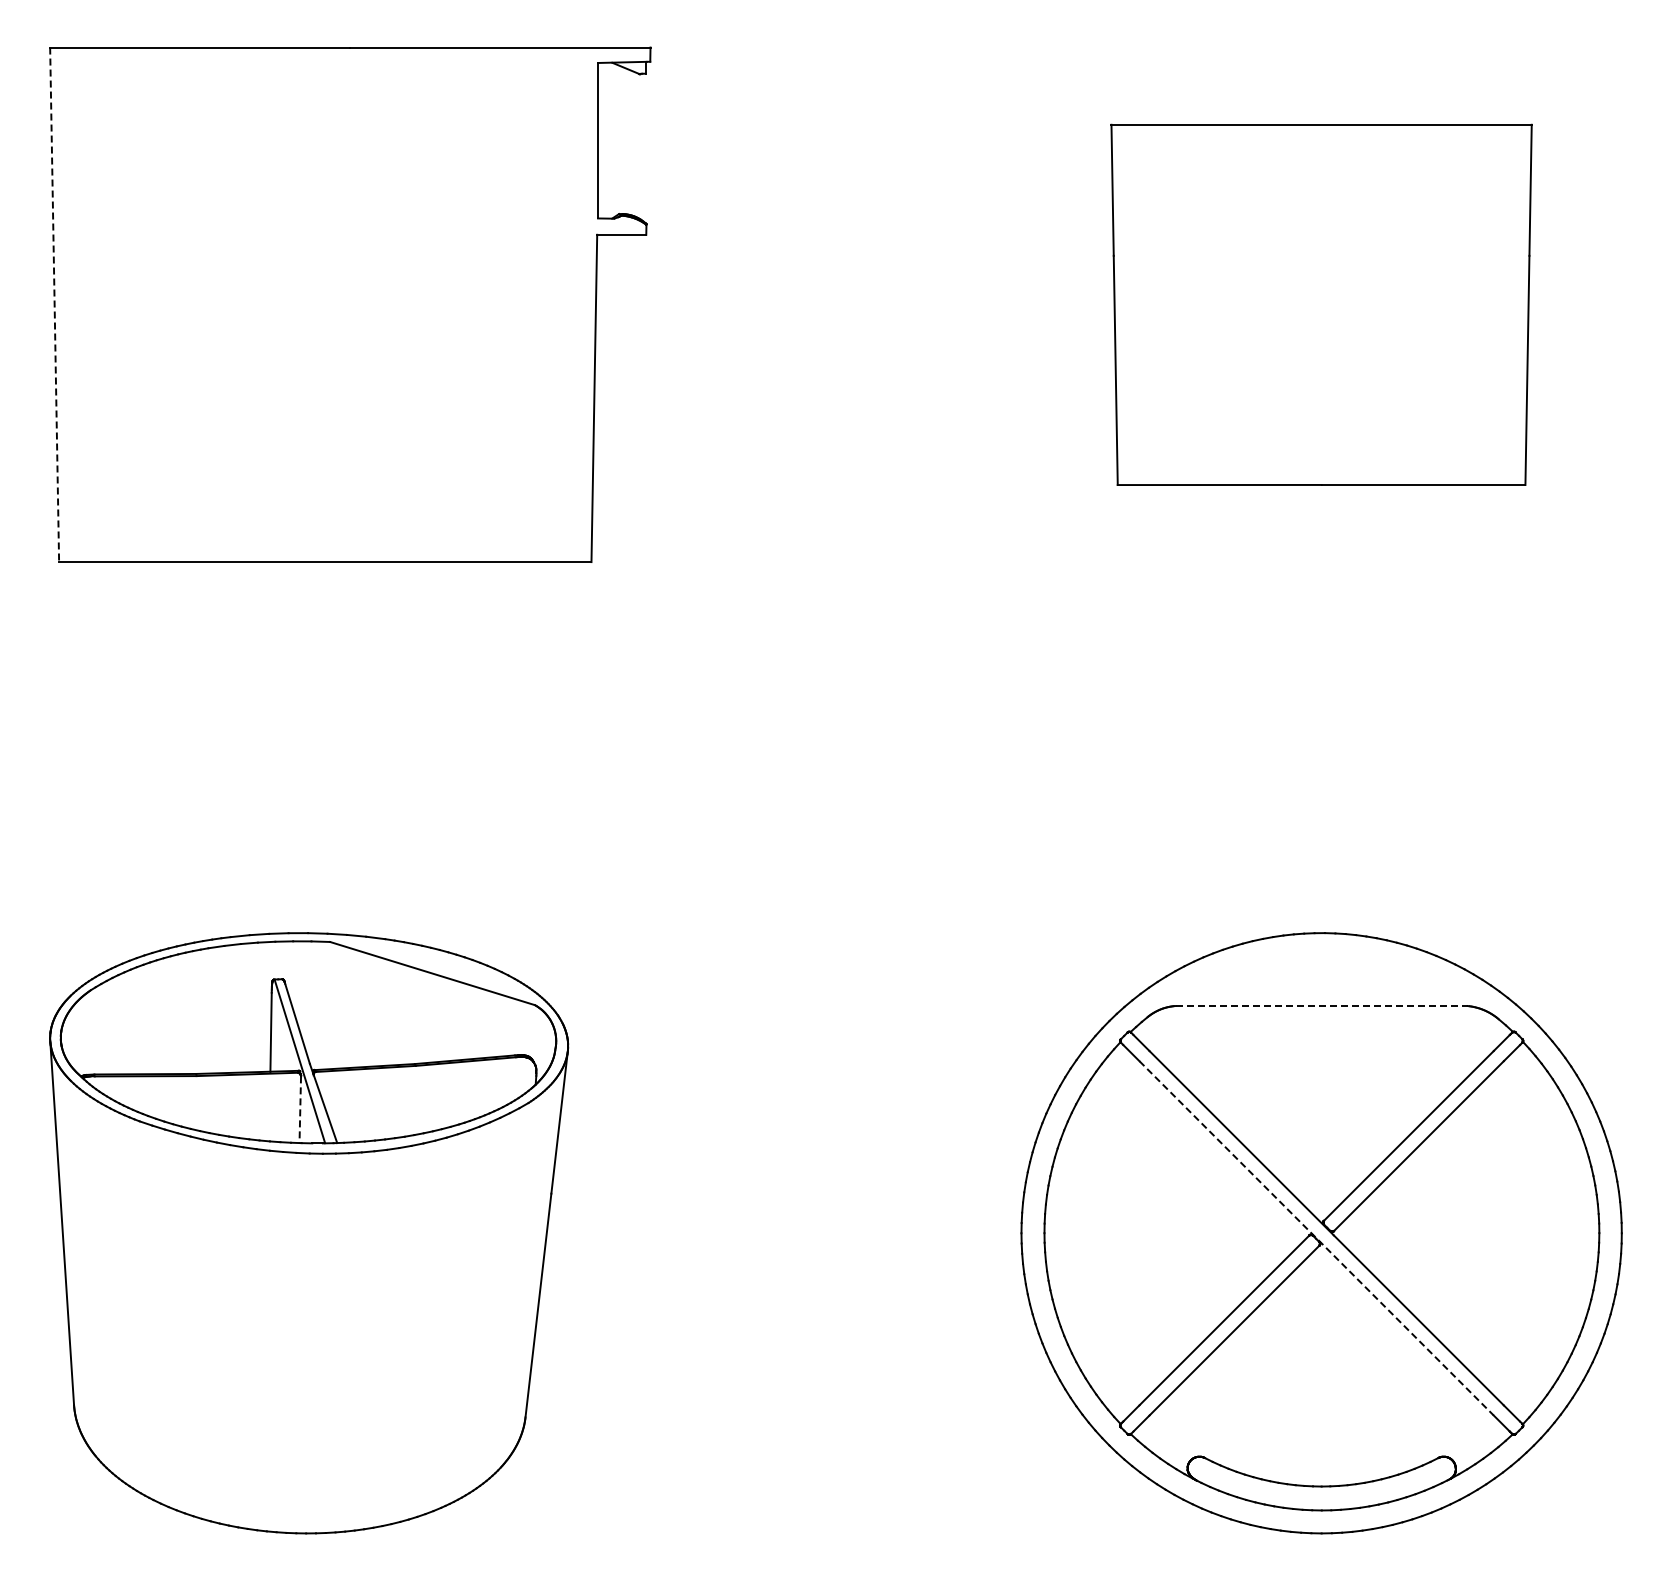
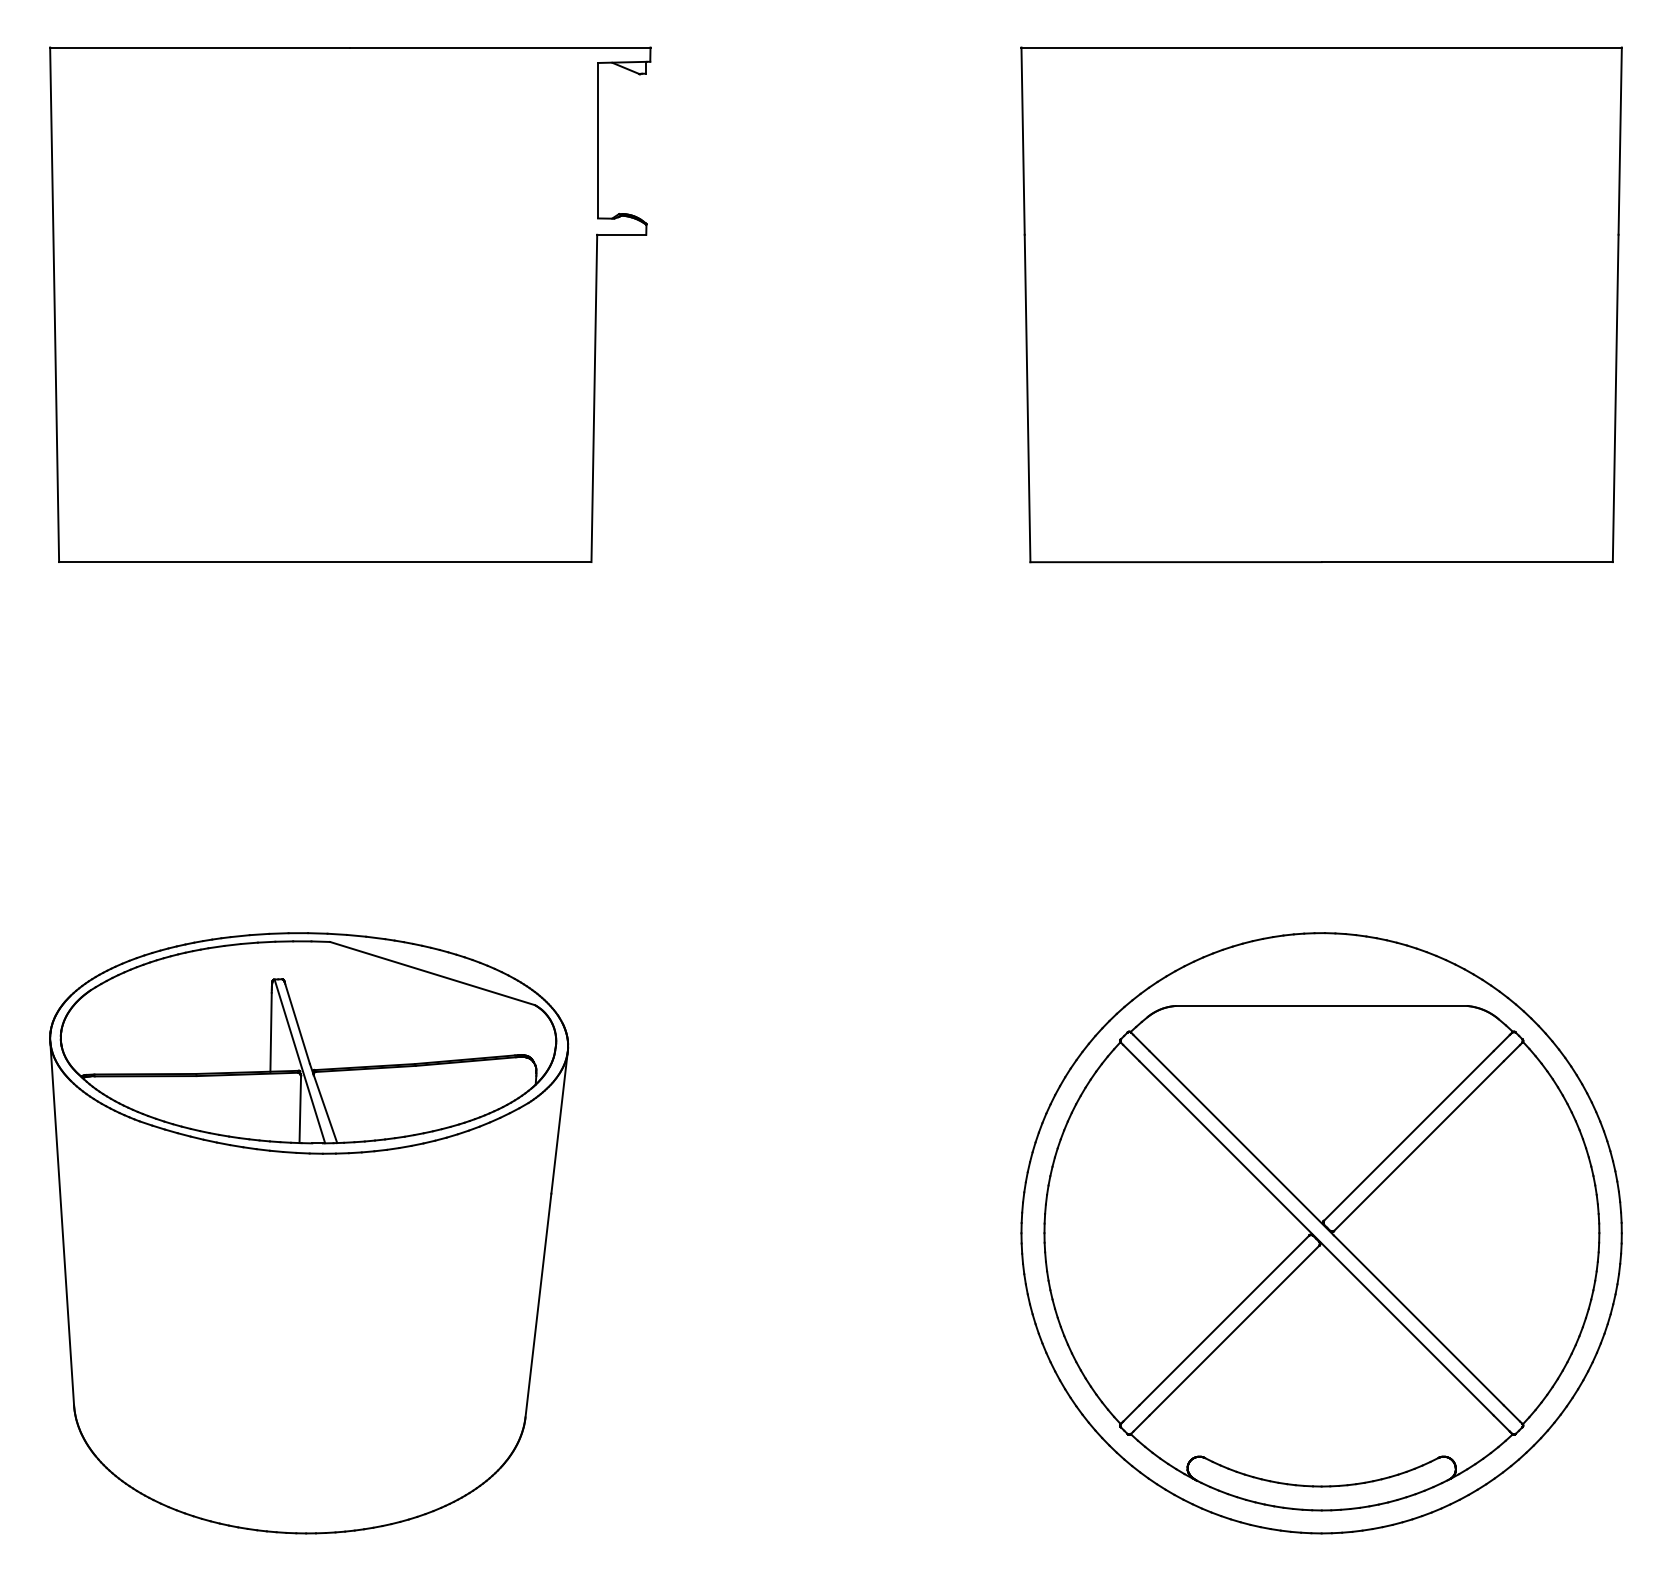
part size: 423x363 px -> 603x518 px (1321, 304)
line: dashed -> solid (54, 305)
line: dashed -> solid (1322, 1006)
line: dashed -> solid (300, 1110)
line: dashed -> solid (1316, 1238)
